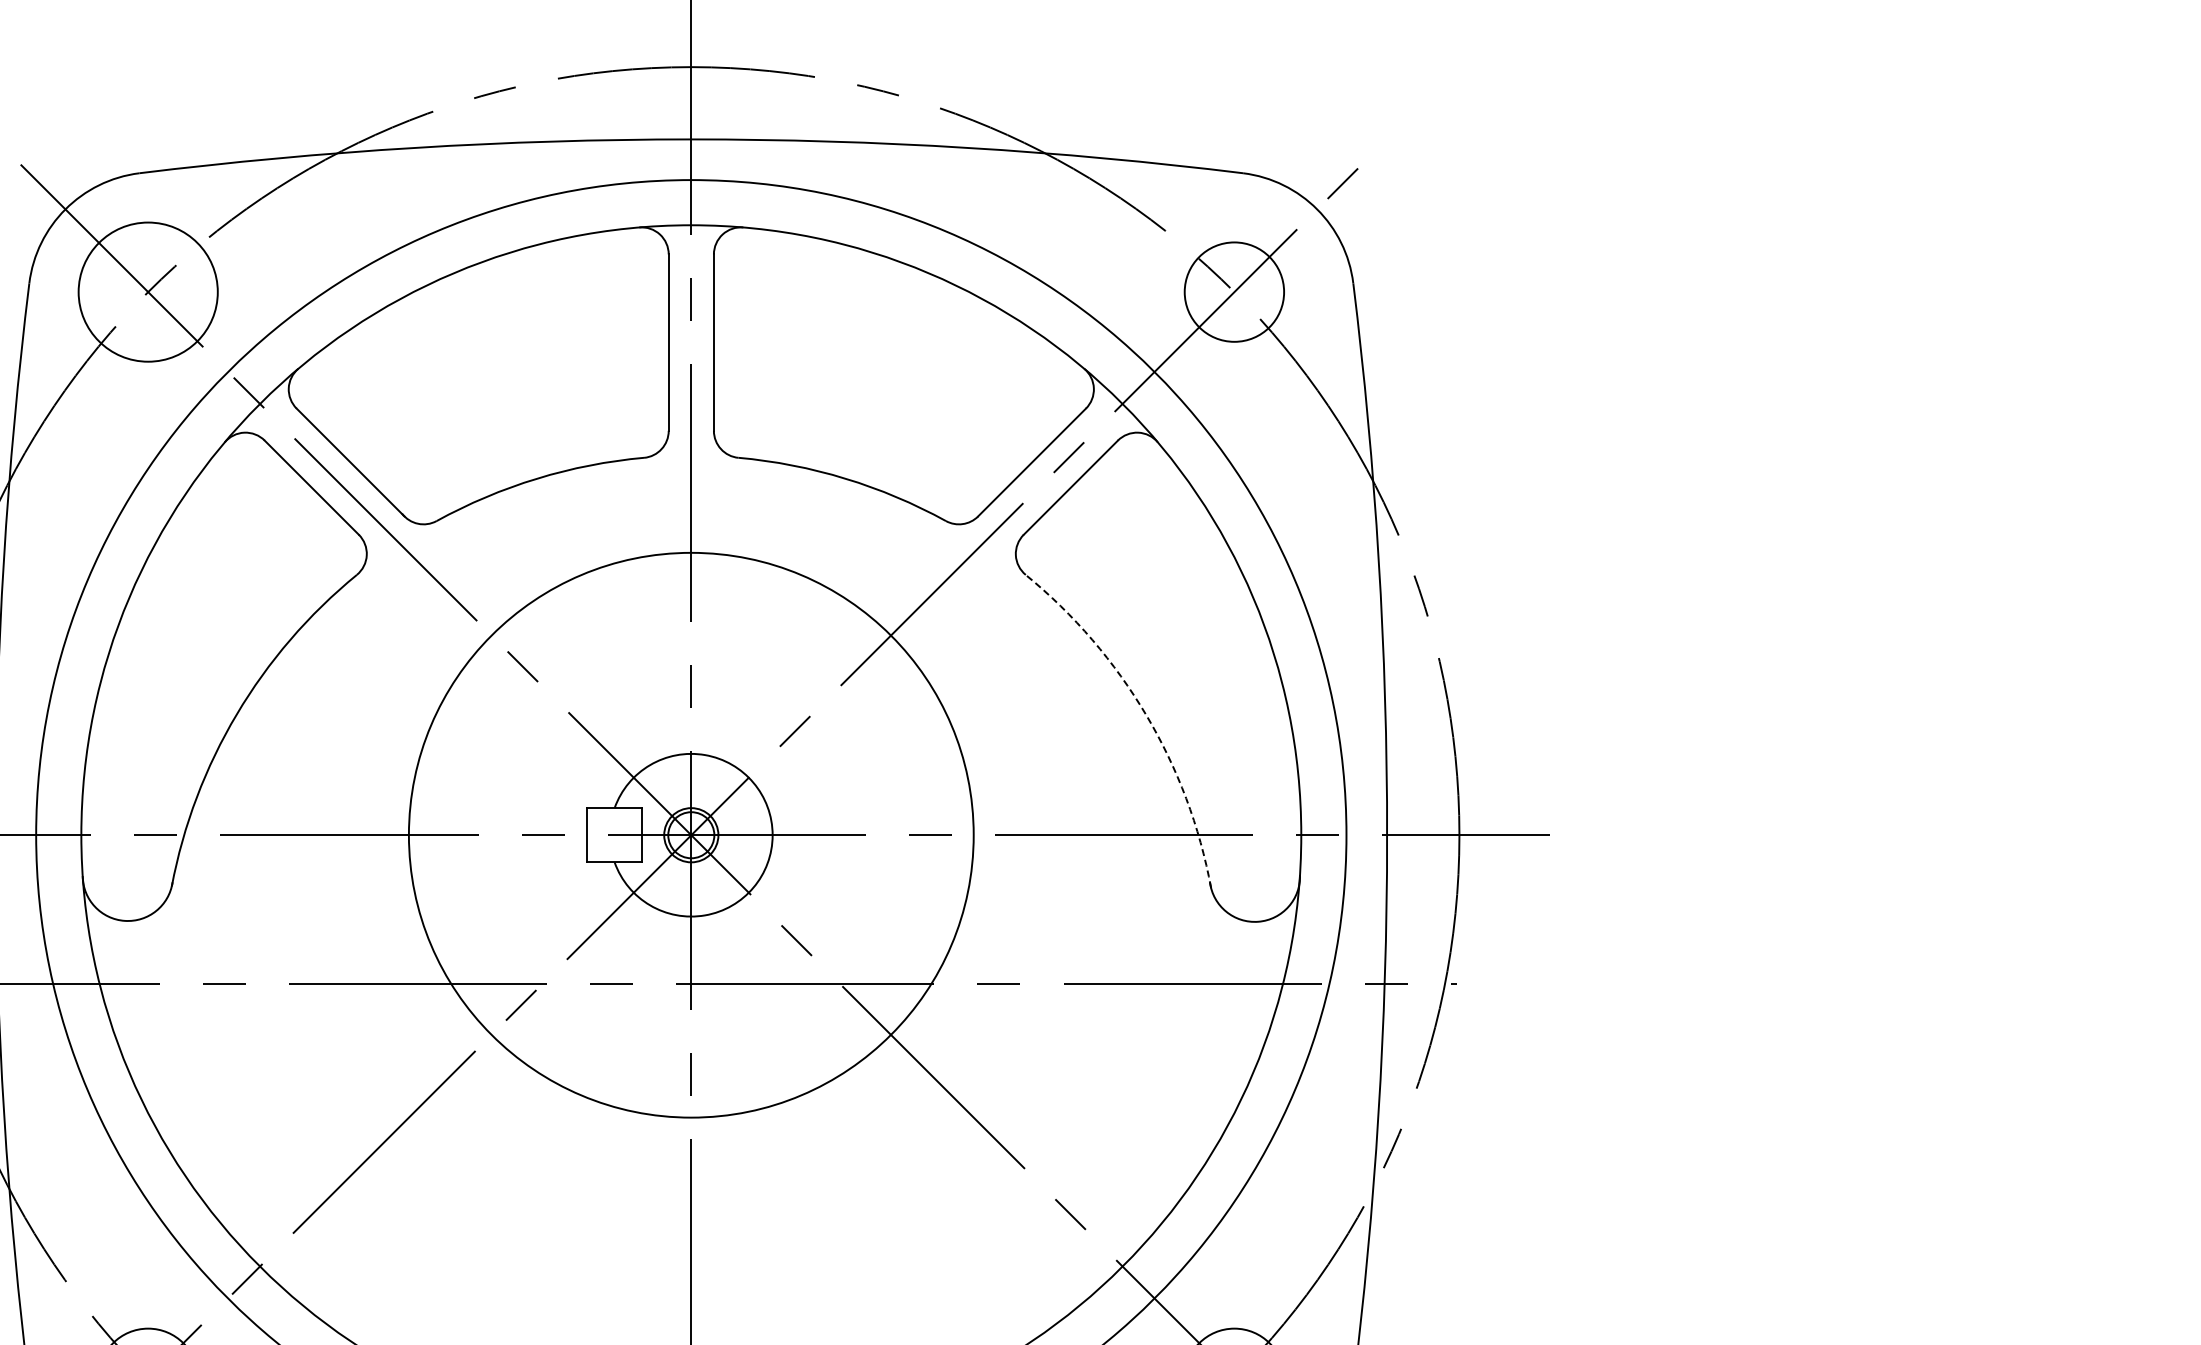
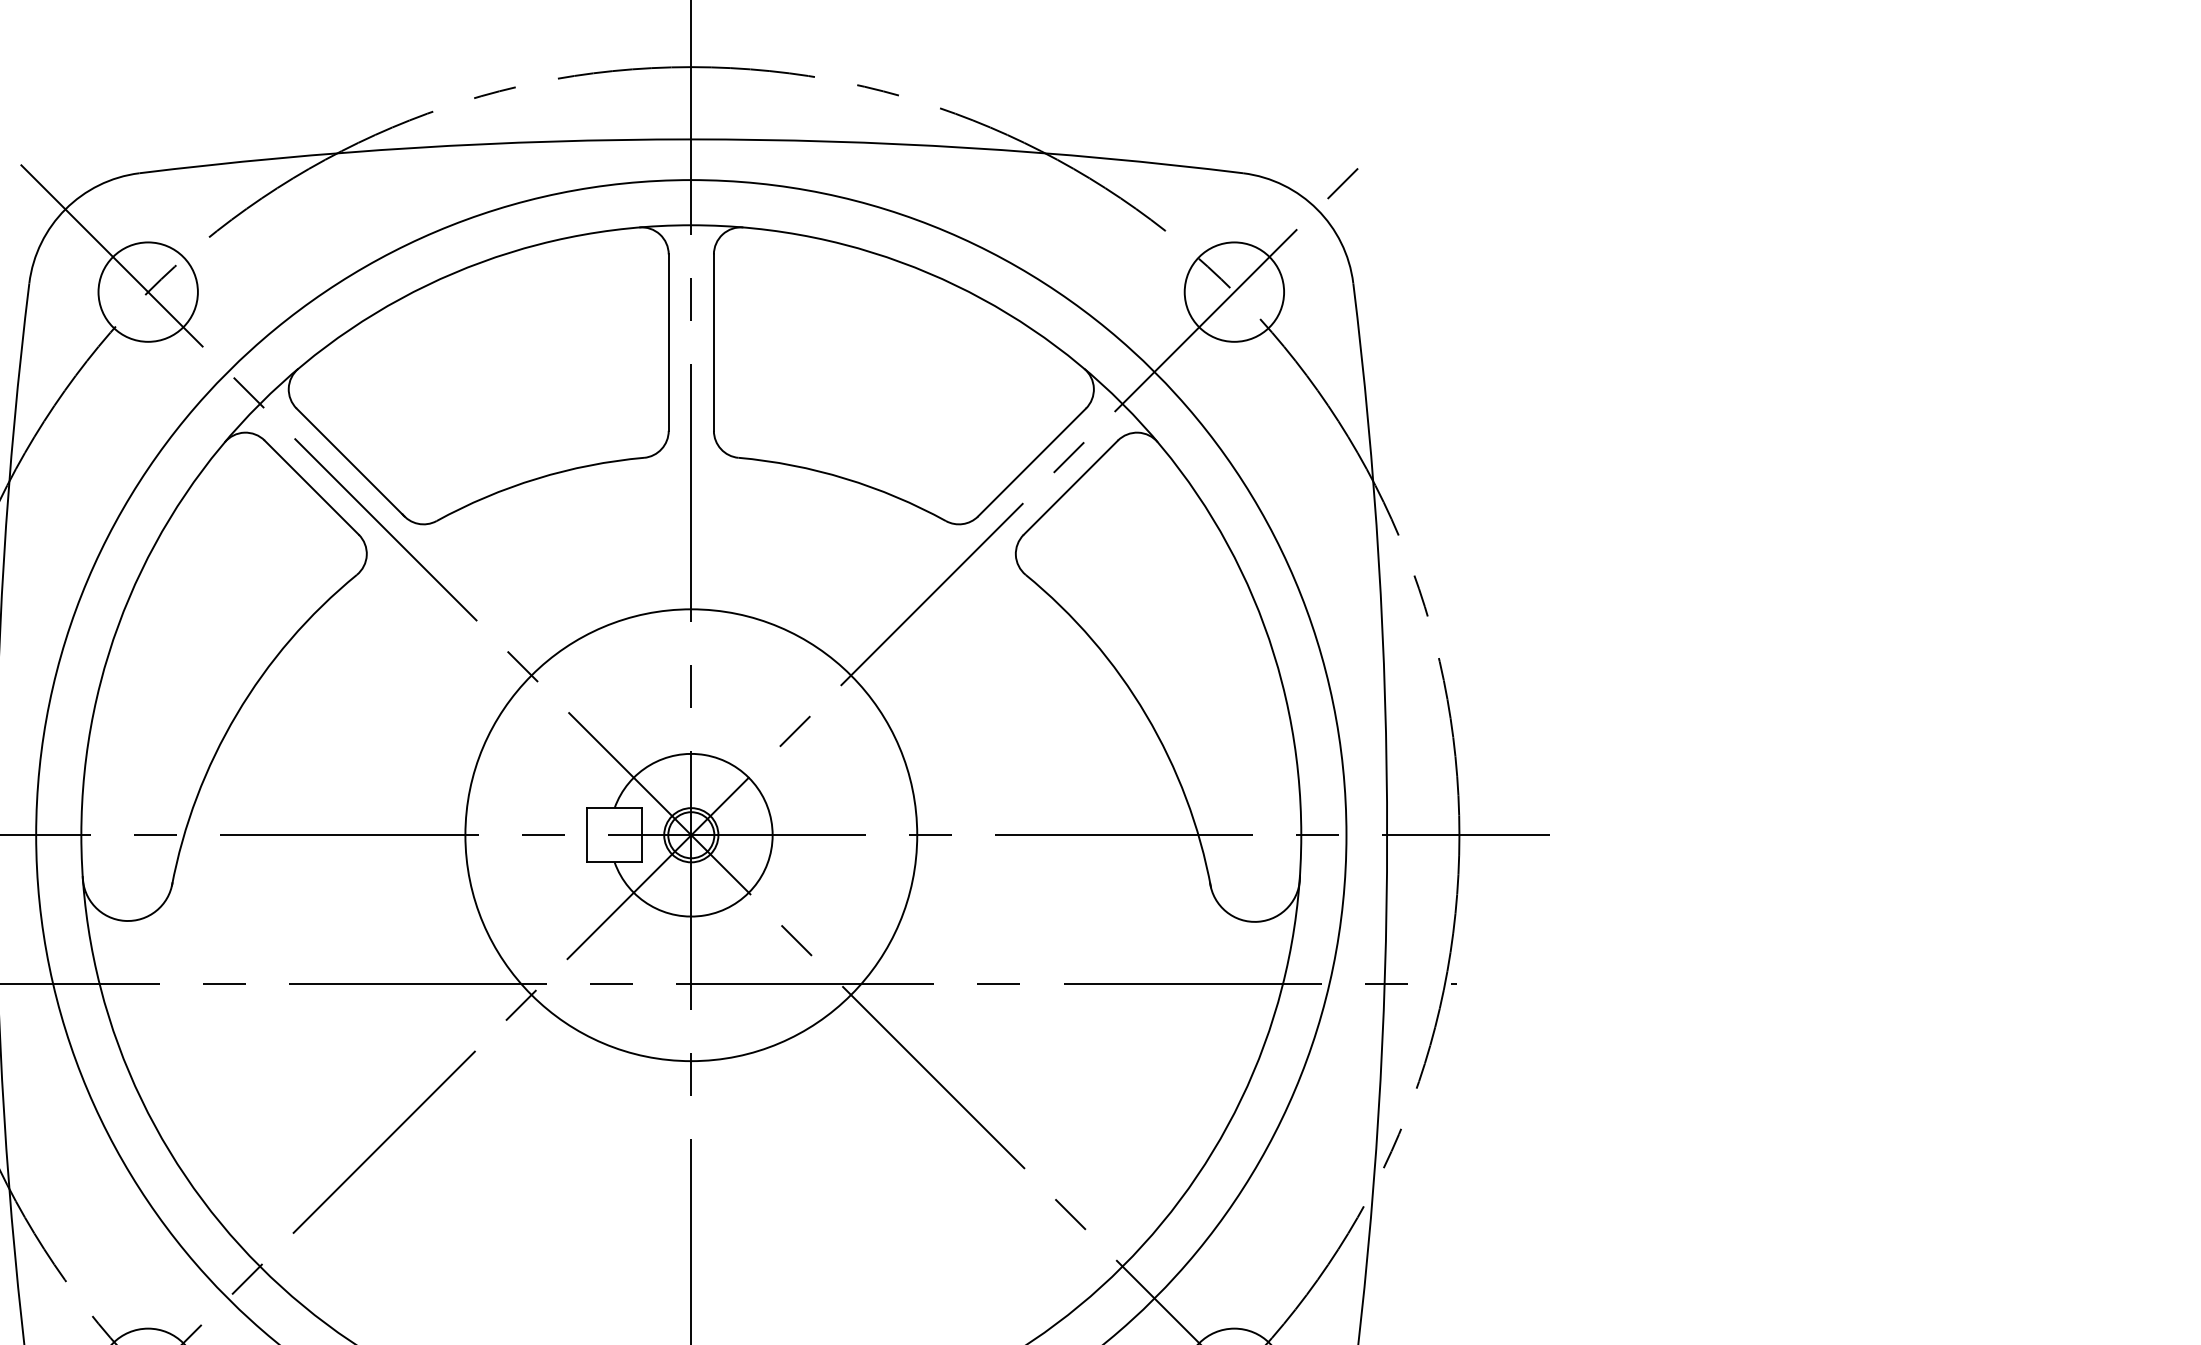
circle diameter: 139 px -> 99 px (147, 291)
arc: dashed -> solid (1146, 715)
circle diameter: 565 px -> 452 px (691, 835)
